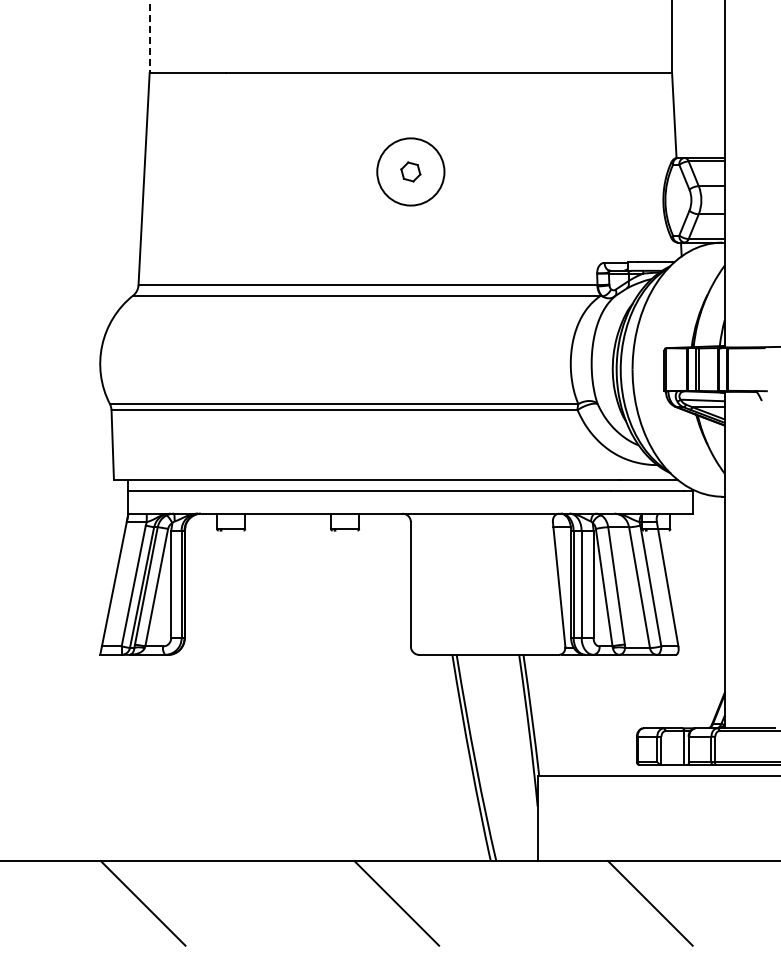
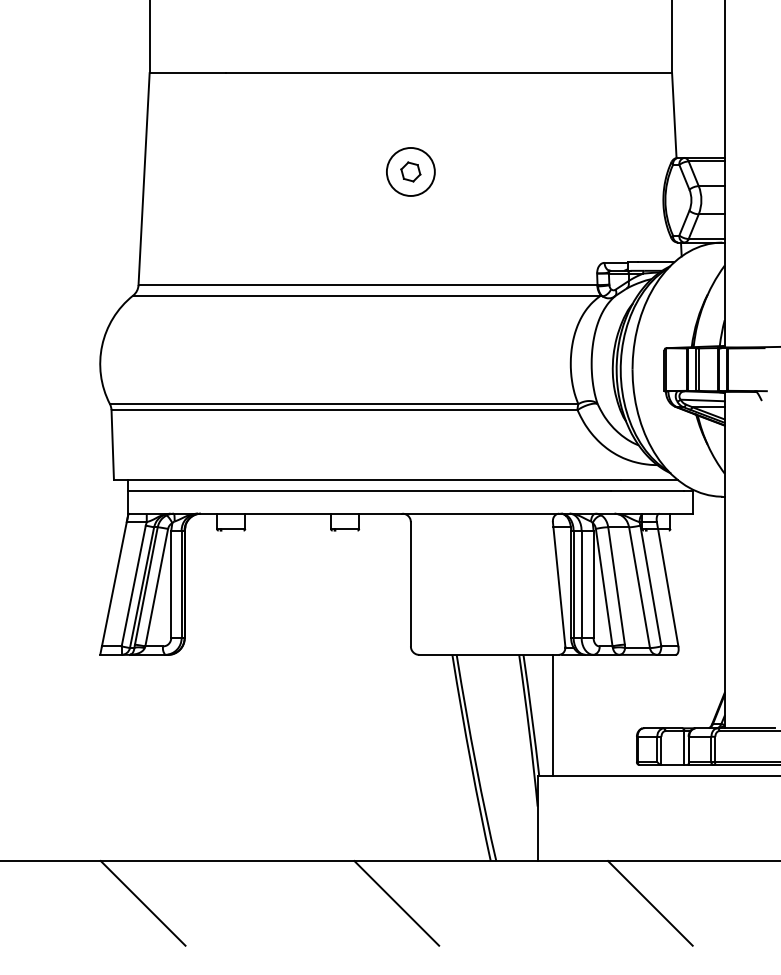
line: dashed -> solid (149, 37)
circle diameter: 67 px -> 48 px (410, 171)
line: none -> present (553, 715)
